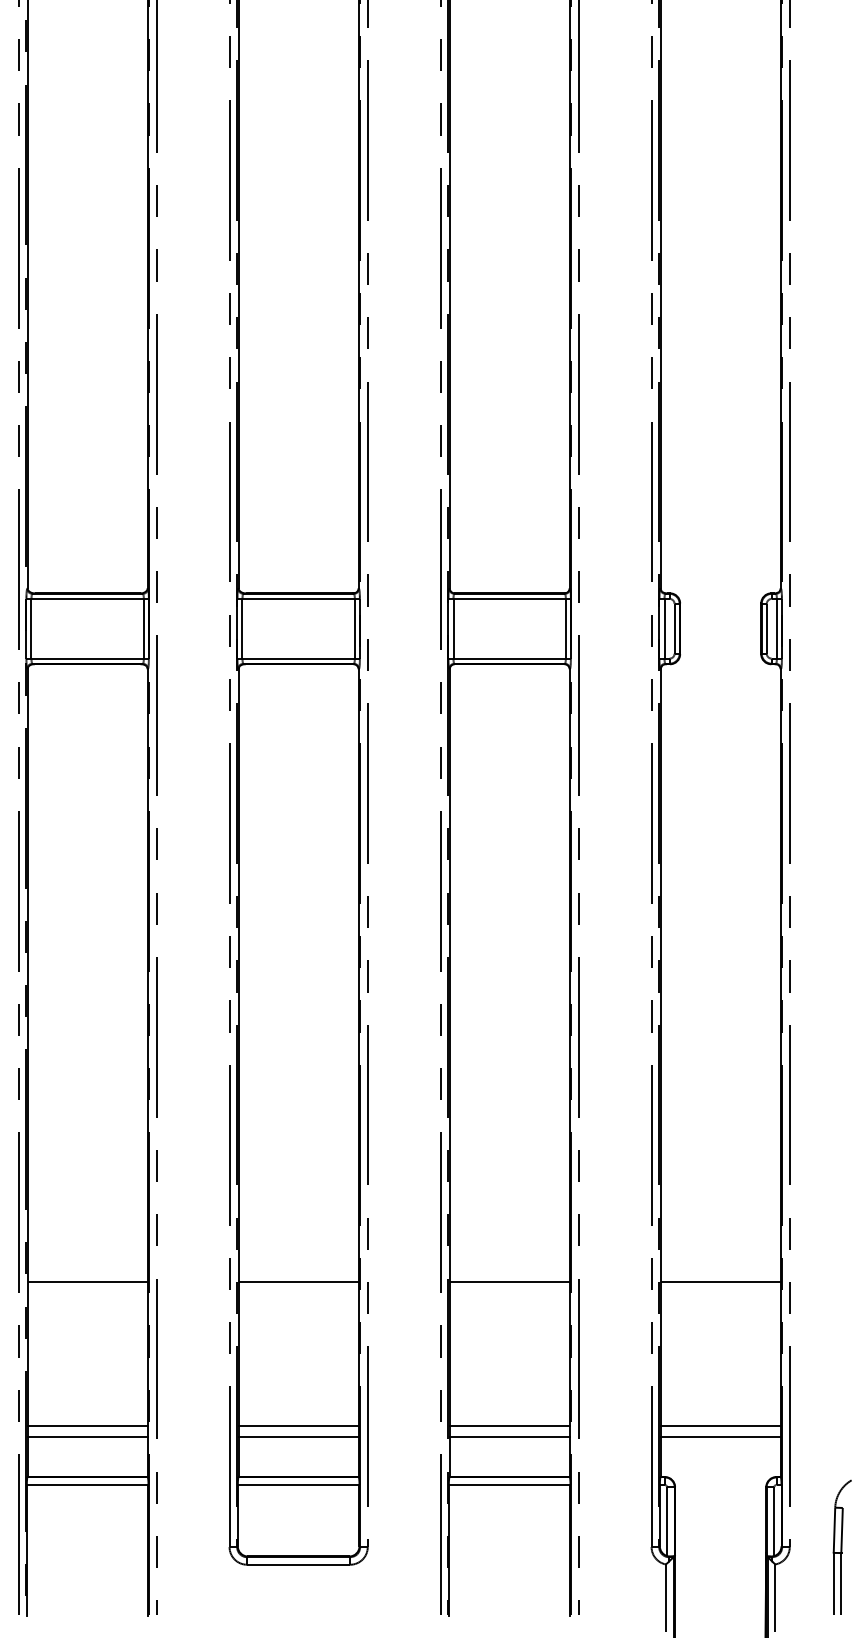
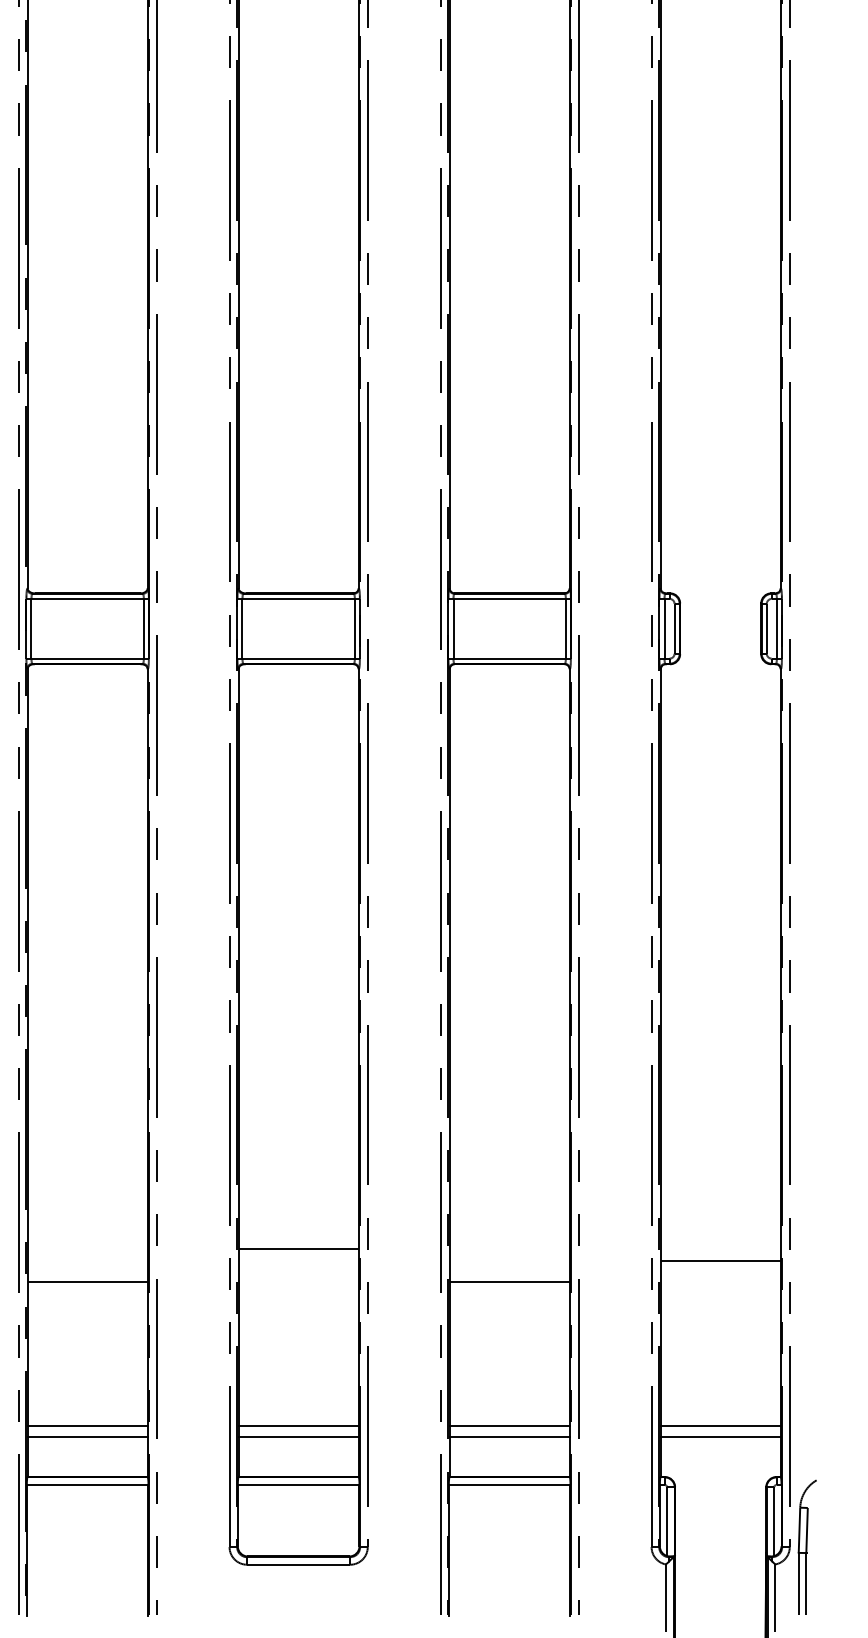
line position: (298, 1282) -> (298, 1249) (298, 1249)
line position: (720, 1282) -> (720, 1261) (720, 1261)
part position: (841, 1546) -> (806, 1546) (806, 1546)
